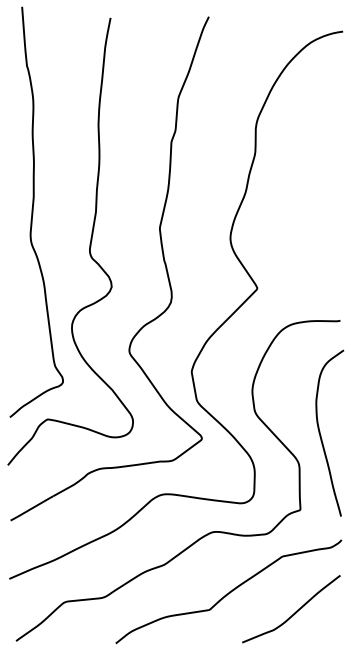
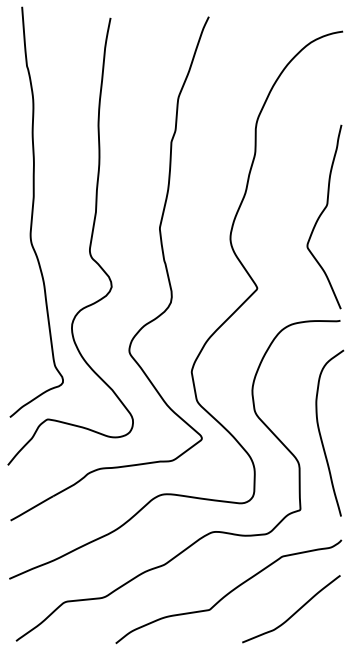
curve: none -> present (321, 215)
